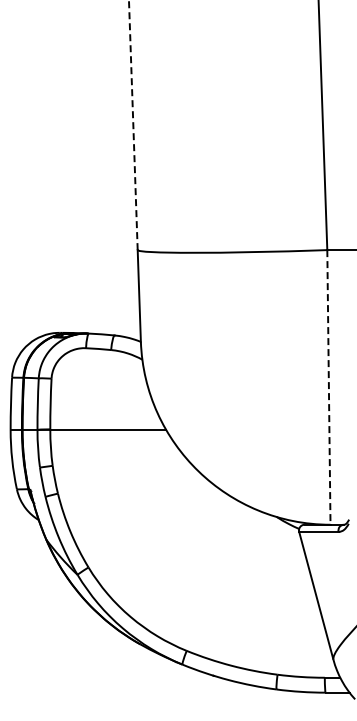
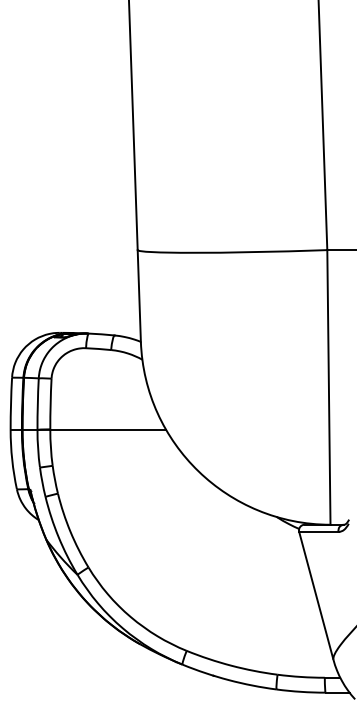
line: dashed -> solid (133, 125)
line: dashed -> solid (328, 387)
